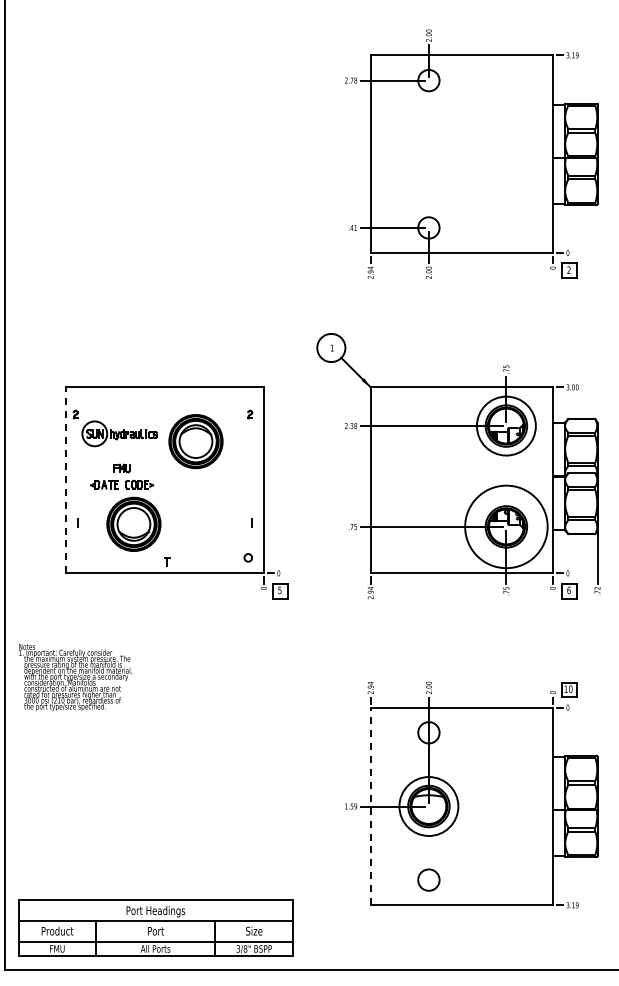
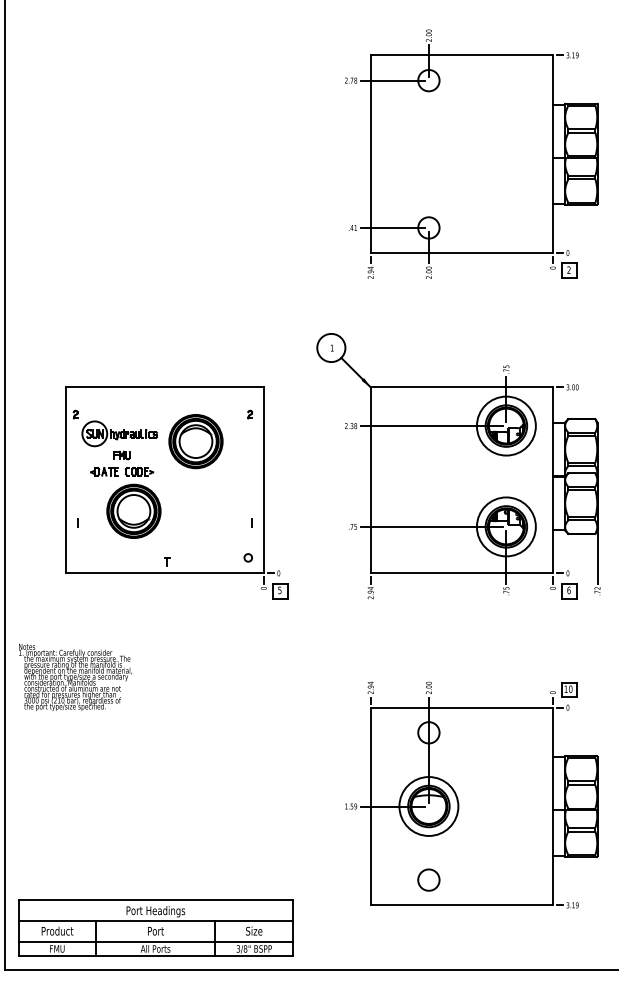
line: dashed -> solid (66, 479)
part position: (125, 507) -> (125, 494) (125, 494)
circle diameter: 83 px -> 59 px (505, 526)
line: dashed -> solid (370, 806)
